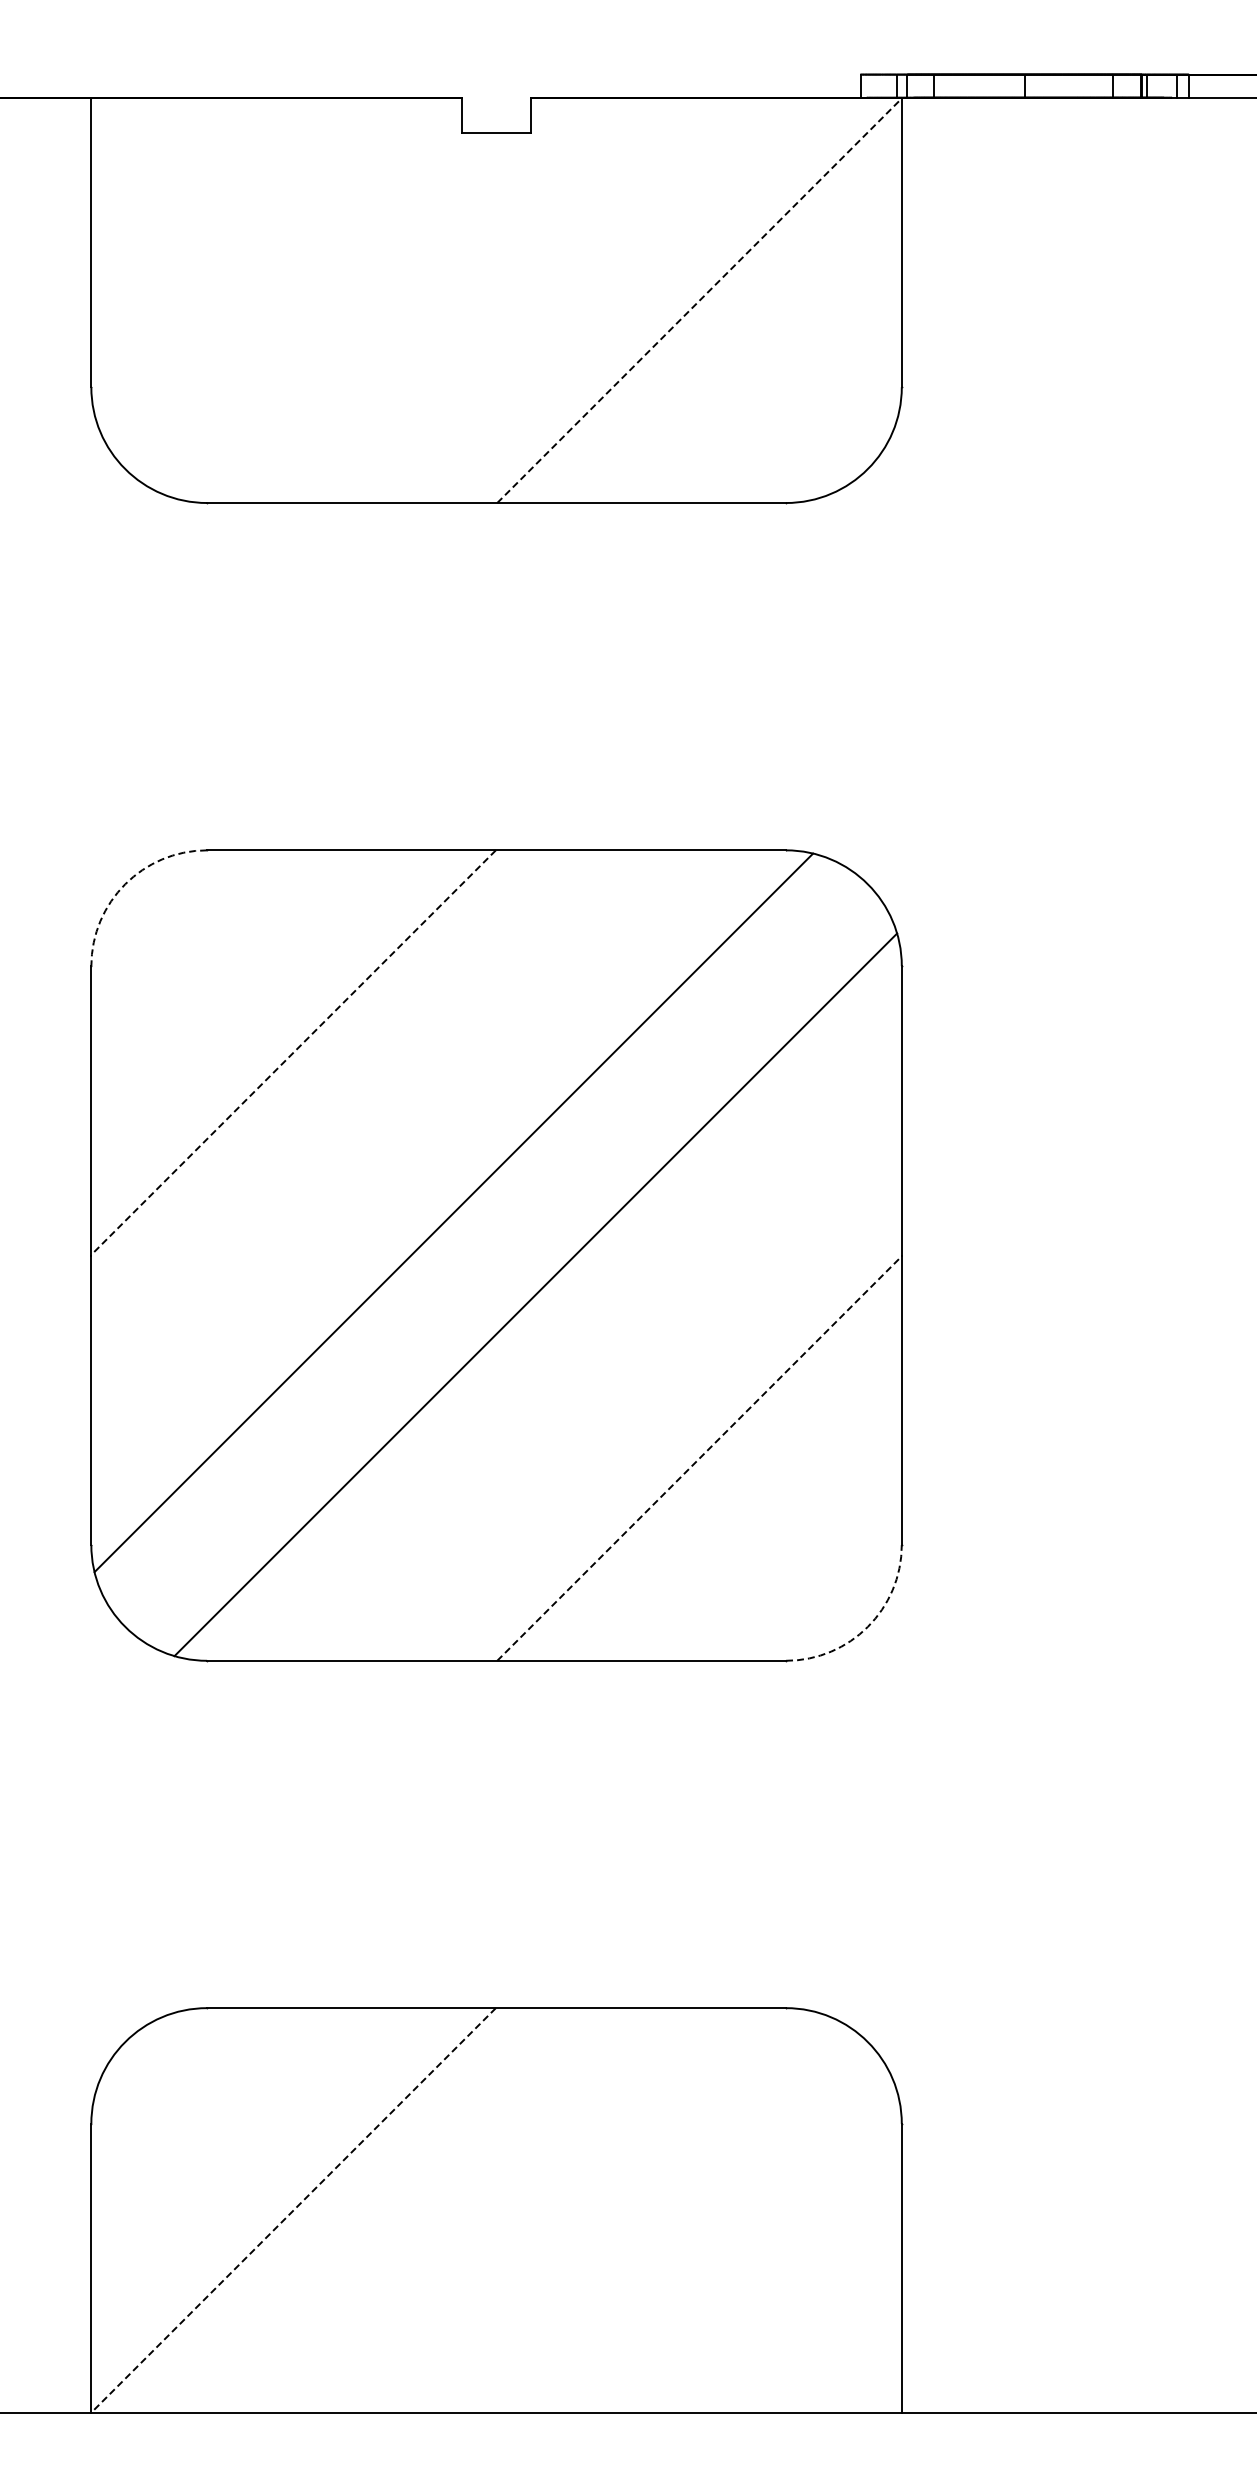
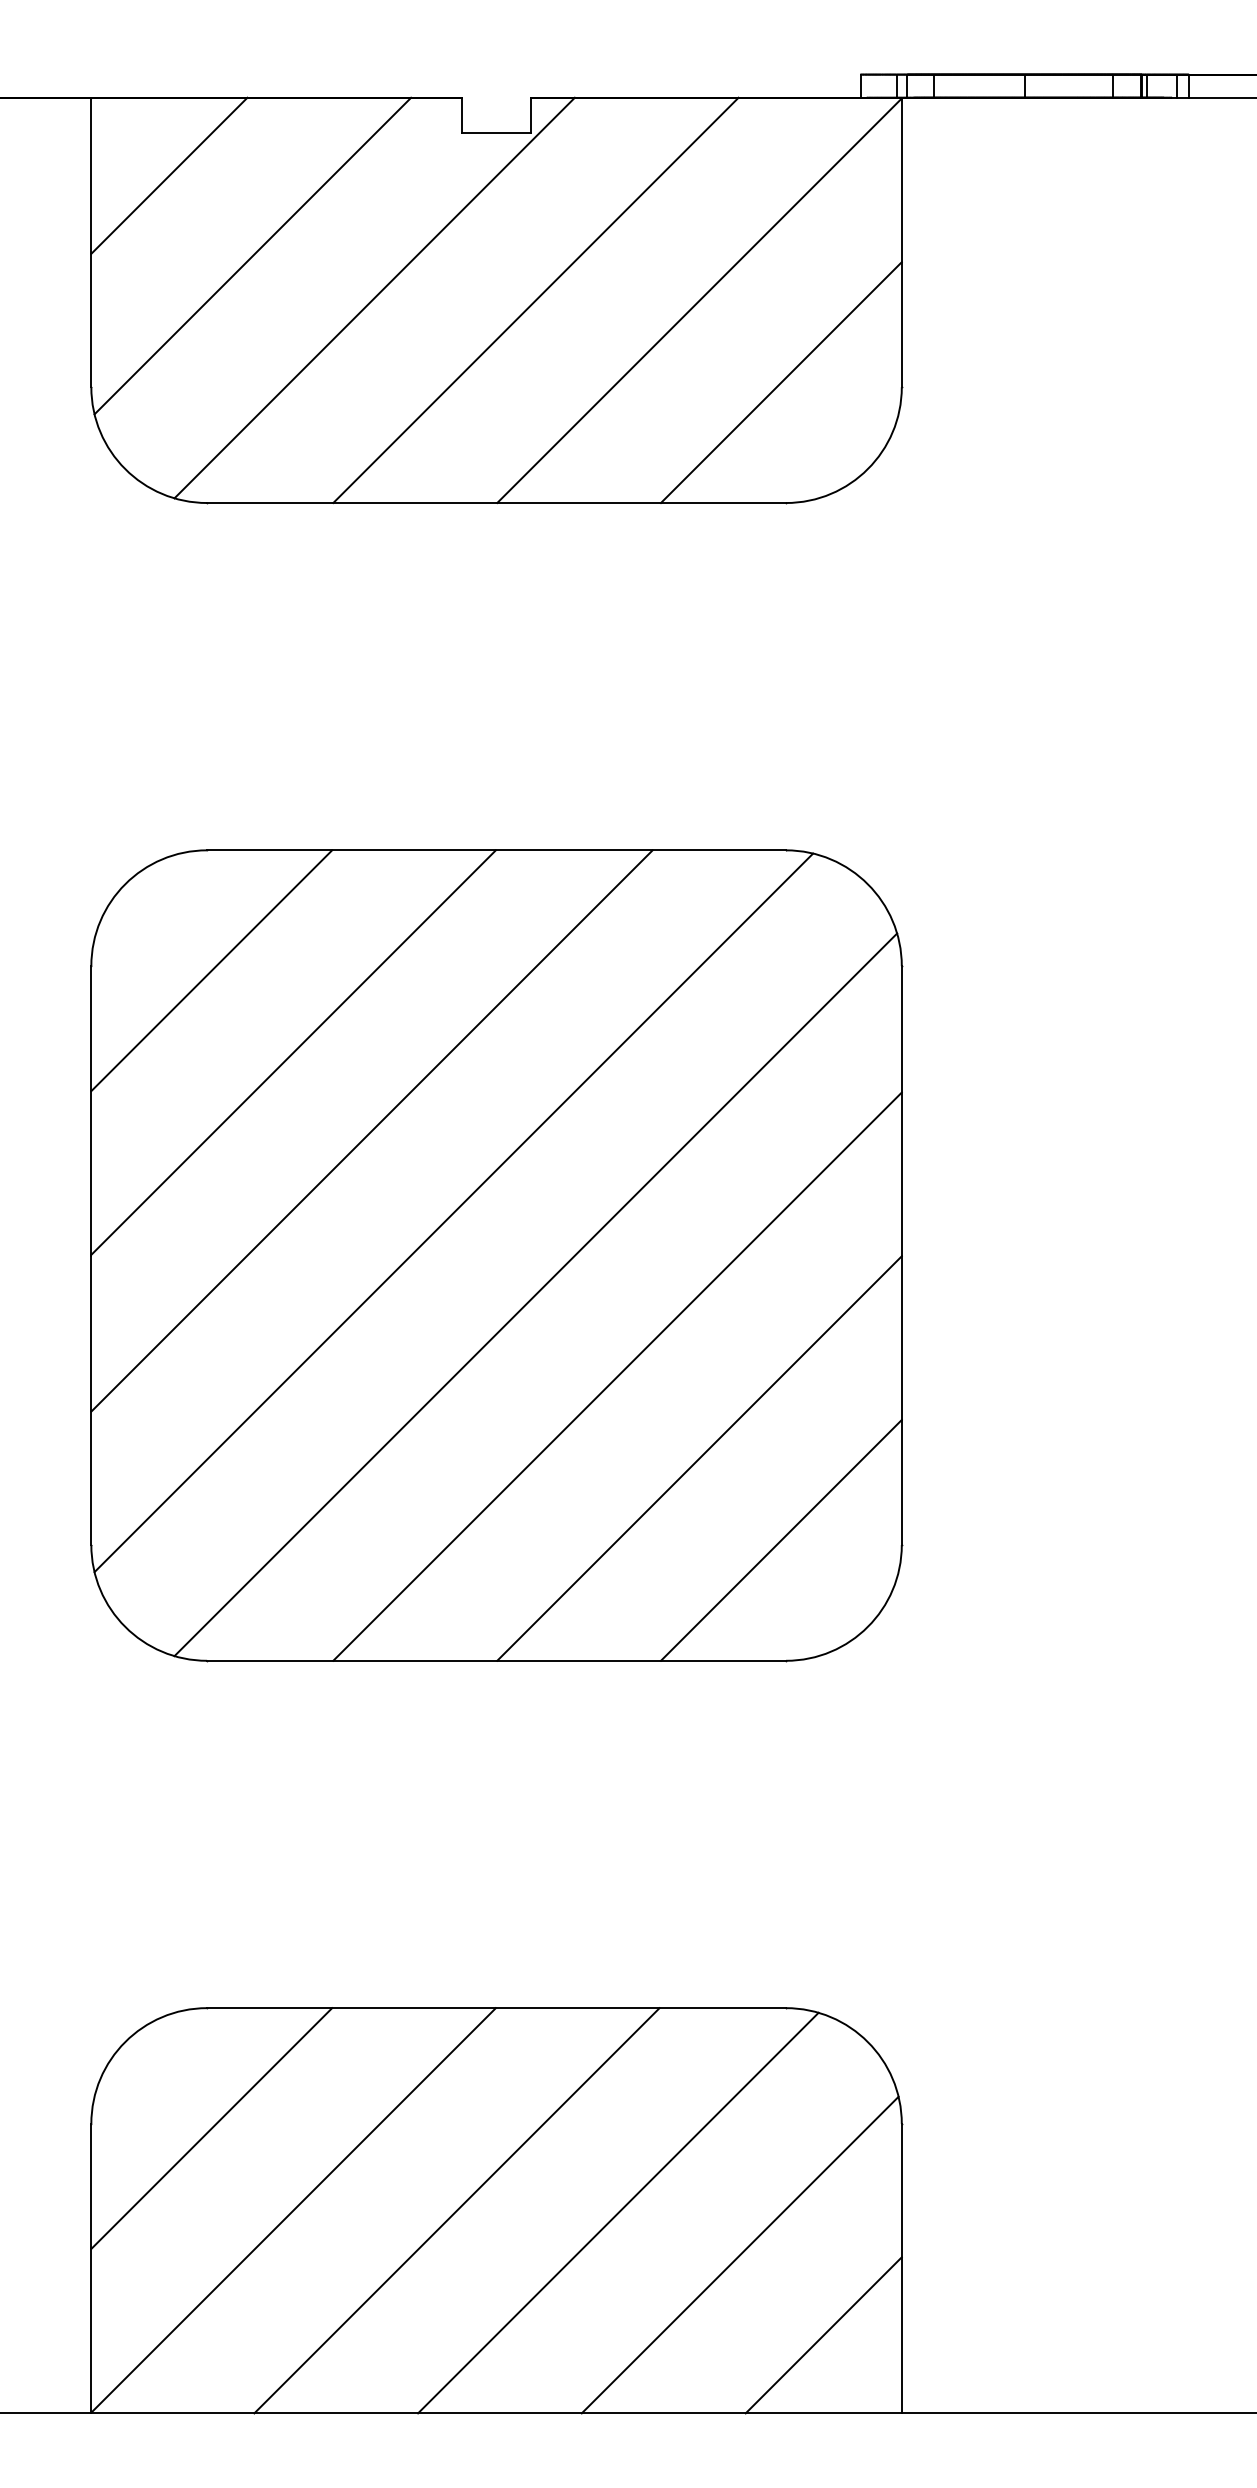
line: none -> present (169, 175)
line: none -> present (252, 255)
line: none -> present (374, 297)
line: none -> present (535, 300)
line: dashed -> solid (699, 300)
line: none -> present (780, 382)
arc: dashed -> solid (125, 884)
line: none -> present (211, 970)
line: dashed -> solid (293, 1052)
line: none -> present (371, 1130)
line: none -> present (617, 1376)
line: dashed -> solid (699, 1458)
line: none -> present (780, 1539)
arc: dashed -> solid (867, 1626)
line: none -> present (211, 2128)
line: dashed -> solid (293, 2210)
line: none -> present (456, 2210)
line: none -> present (618, 2212)
line: none -> present (739, 2254)
line: none -> present (823, 2335)
